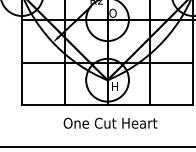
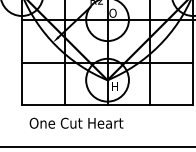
text position: (110, 122) -> (76, 122) (76, 122)
